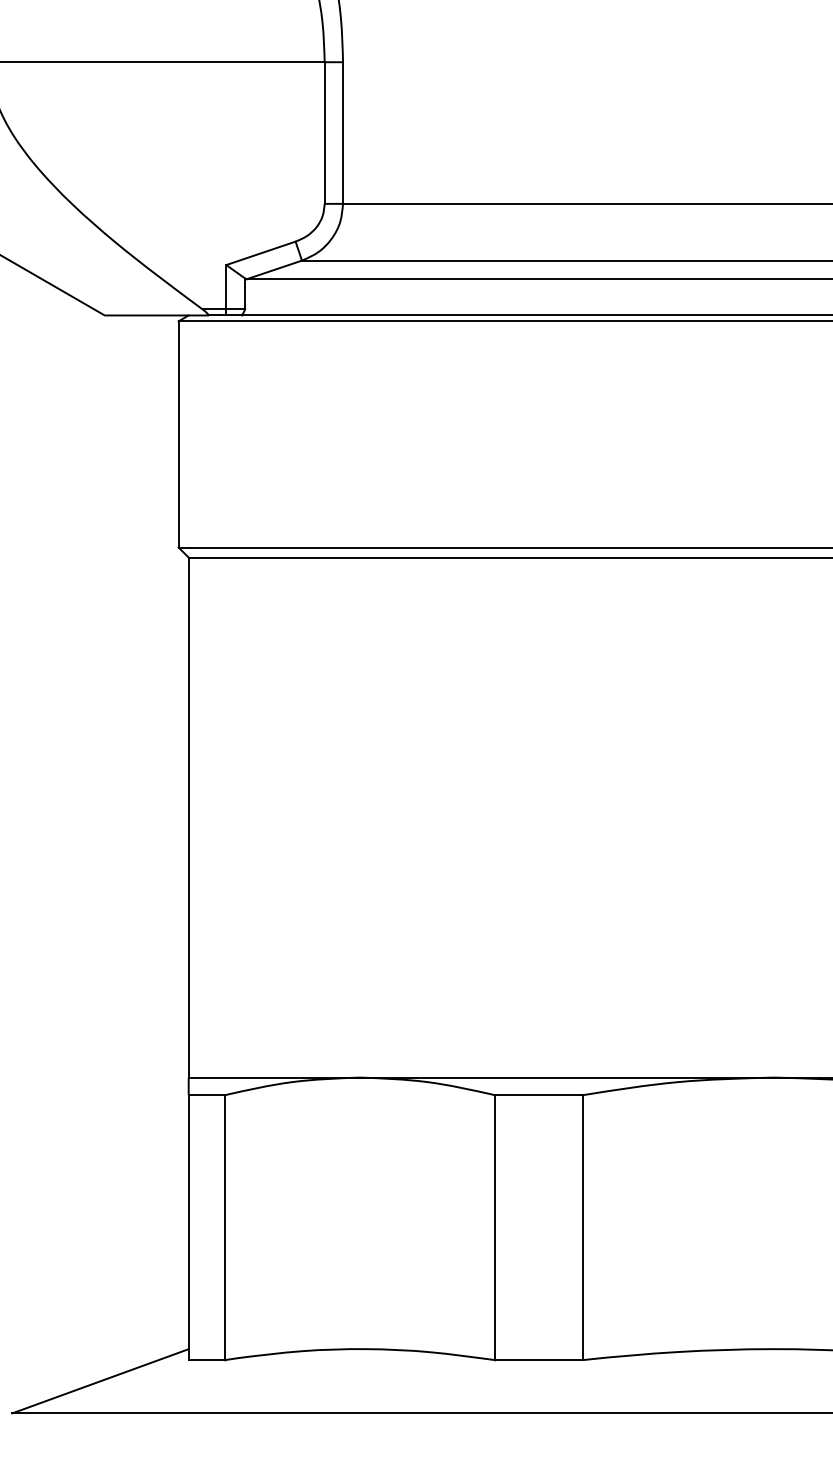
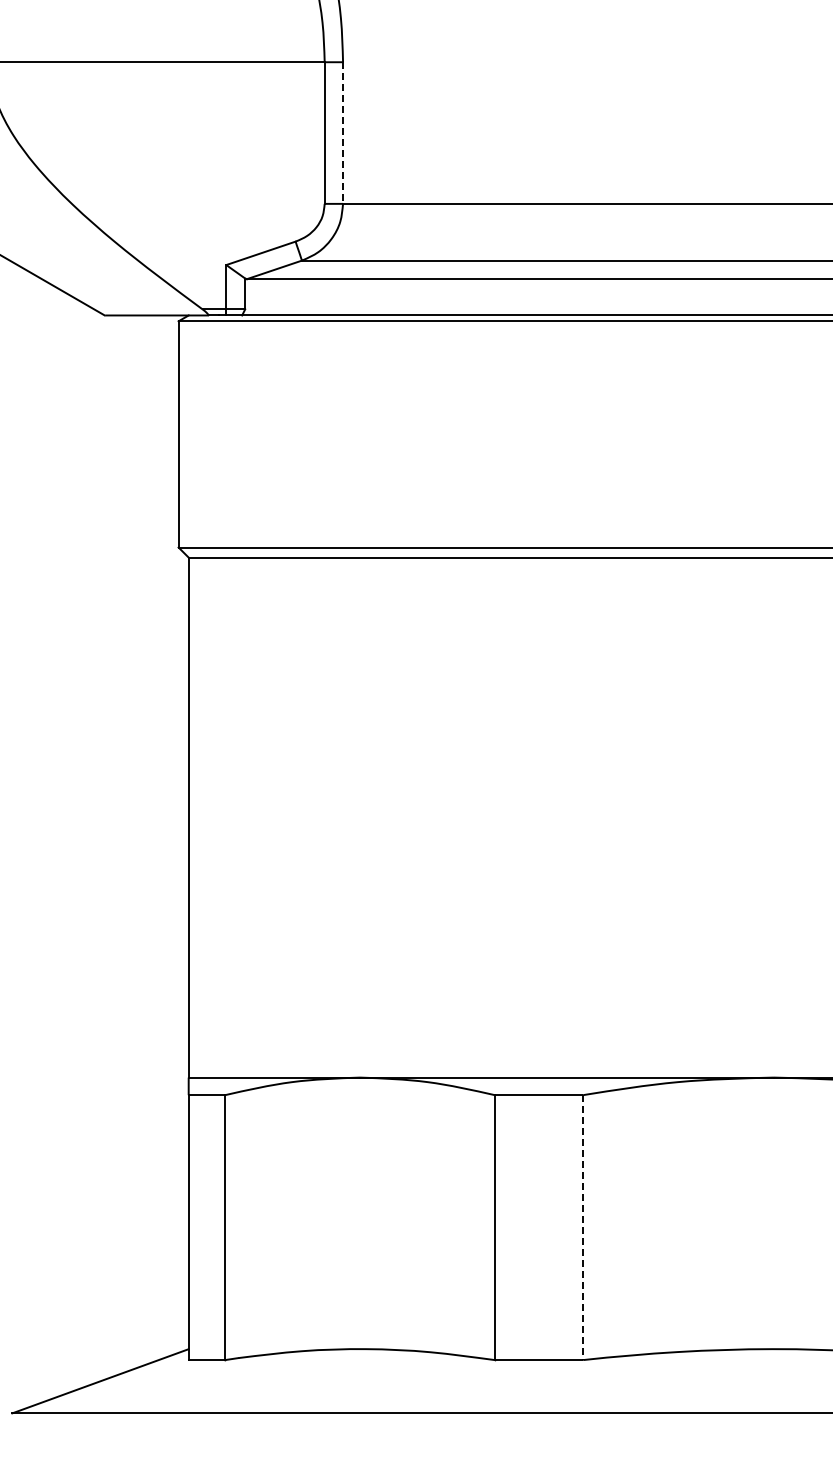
line: solid -> dashed (343, 133)
line: solid -> dashed (583, 1228)
